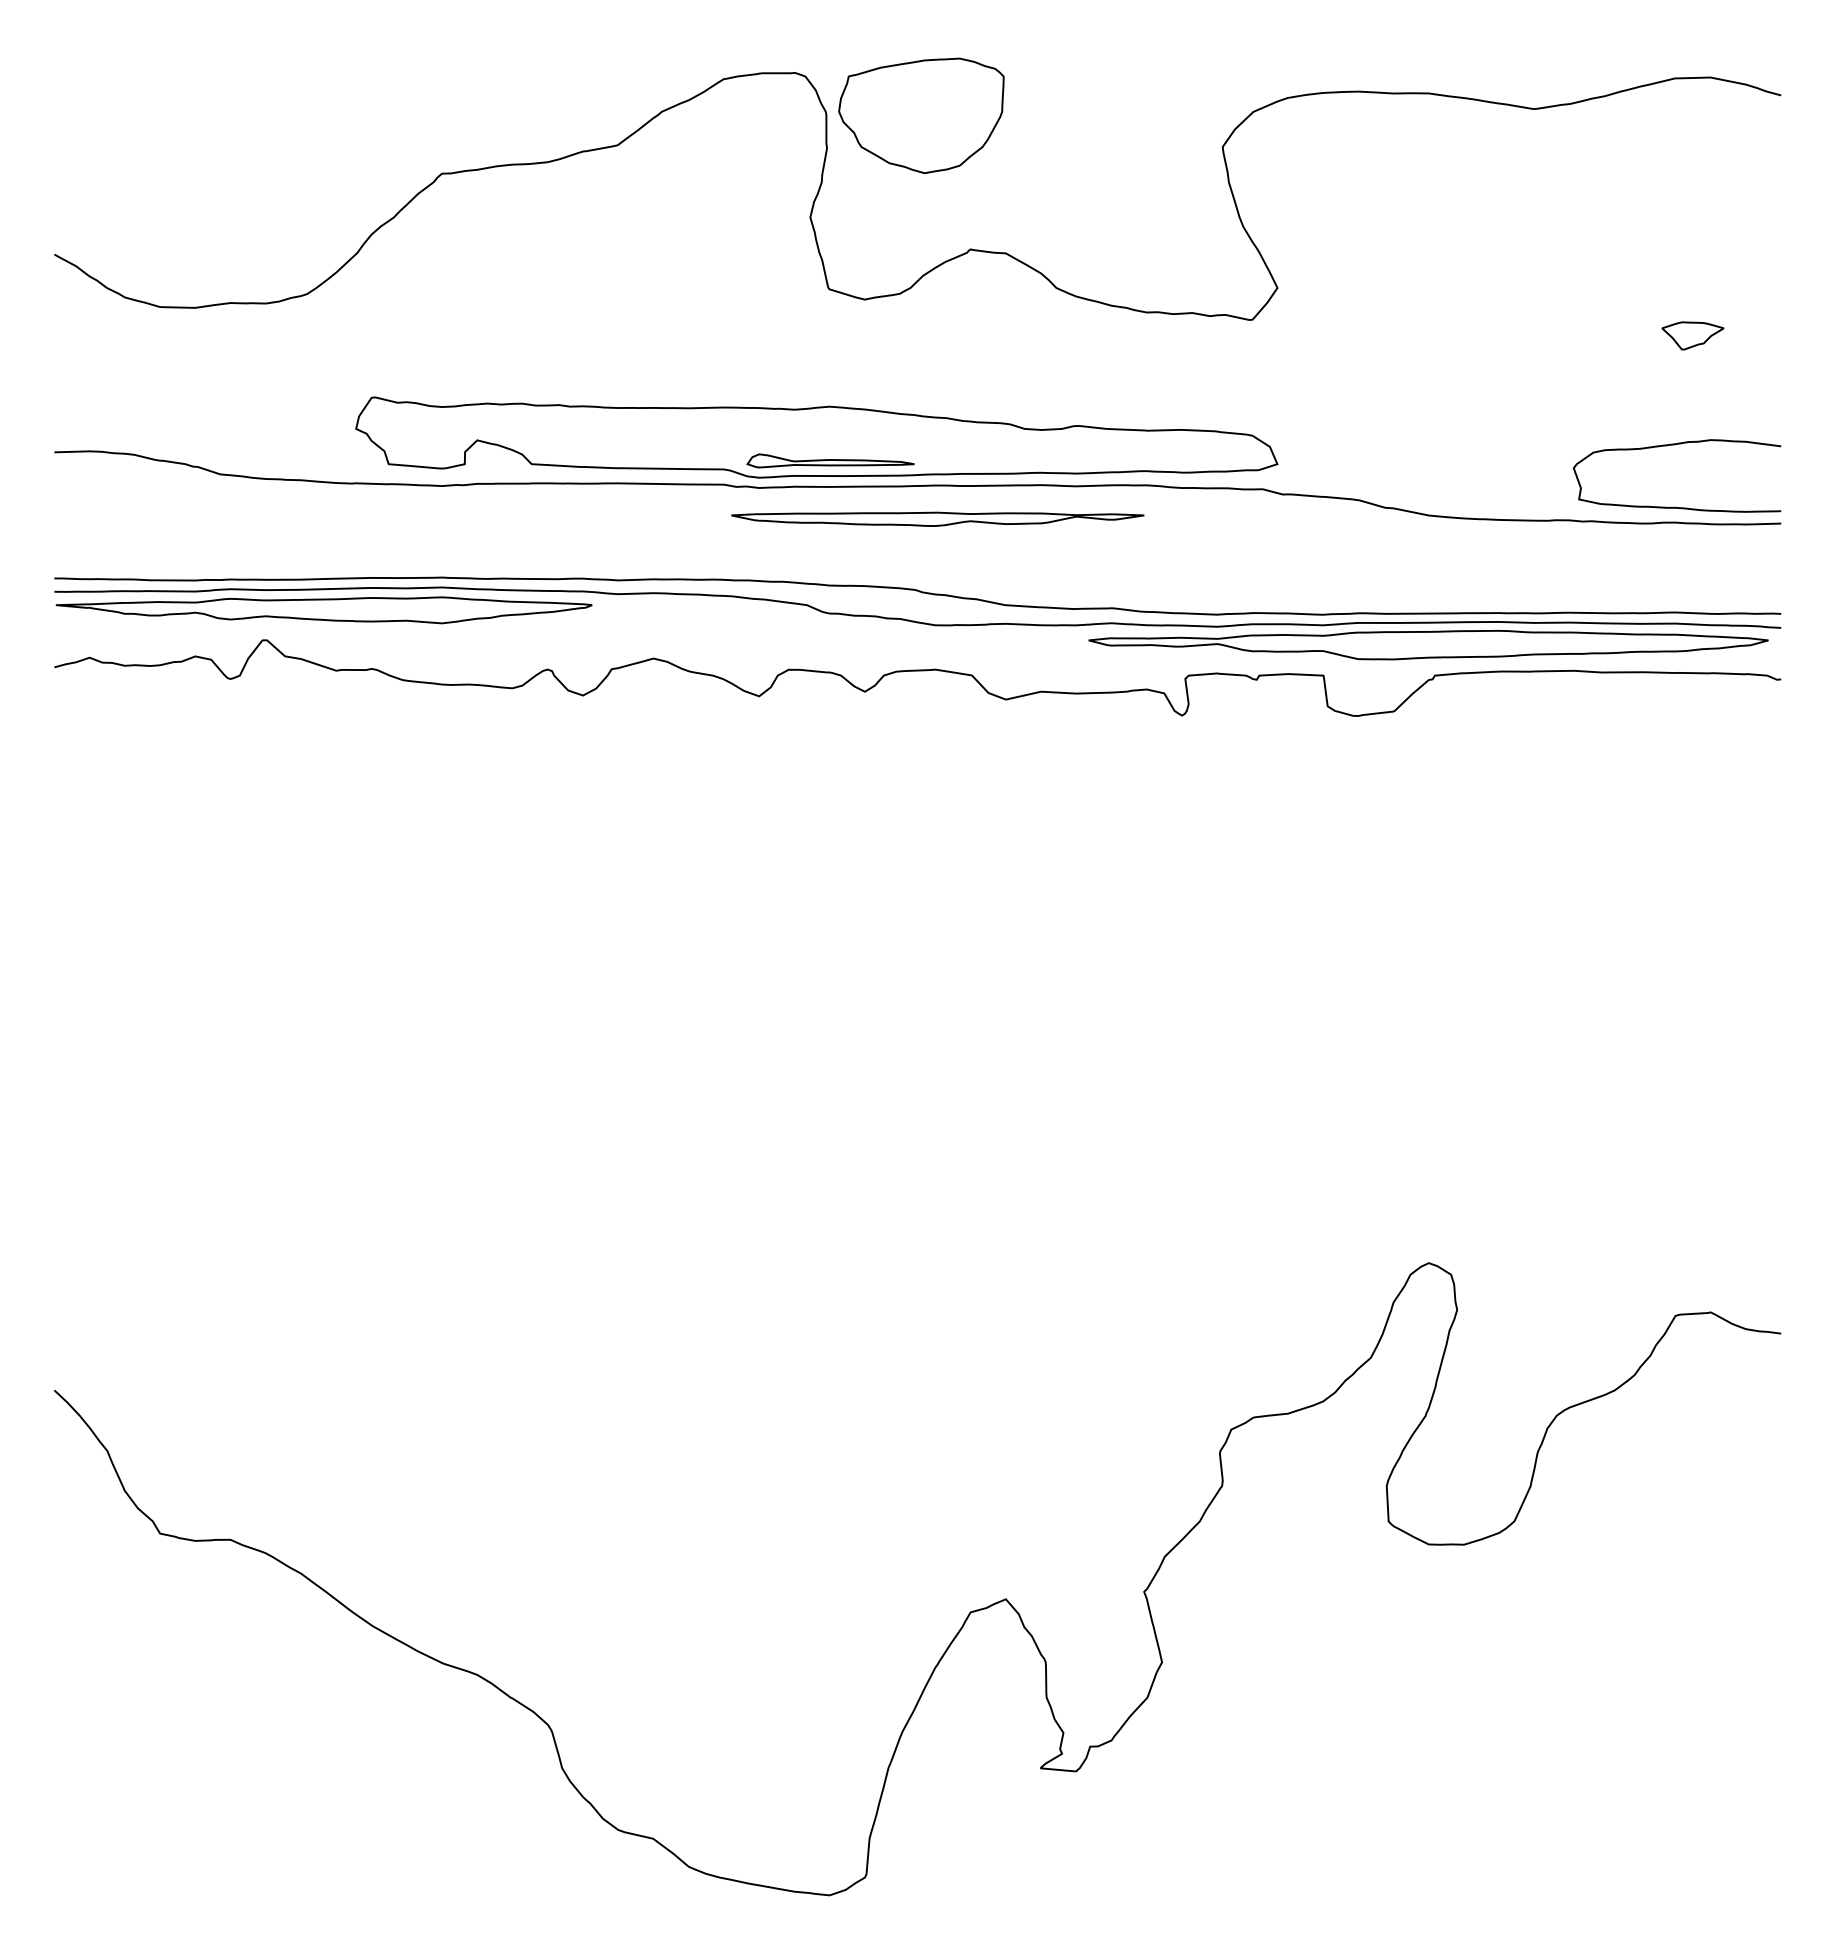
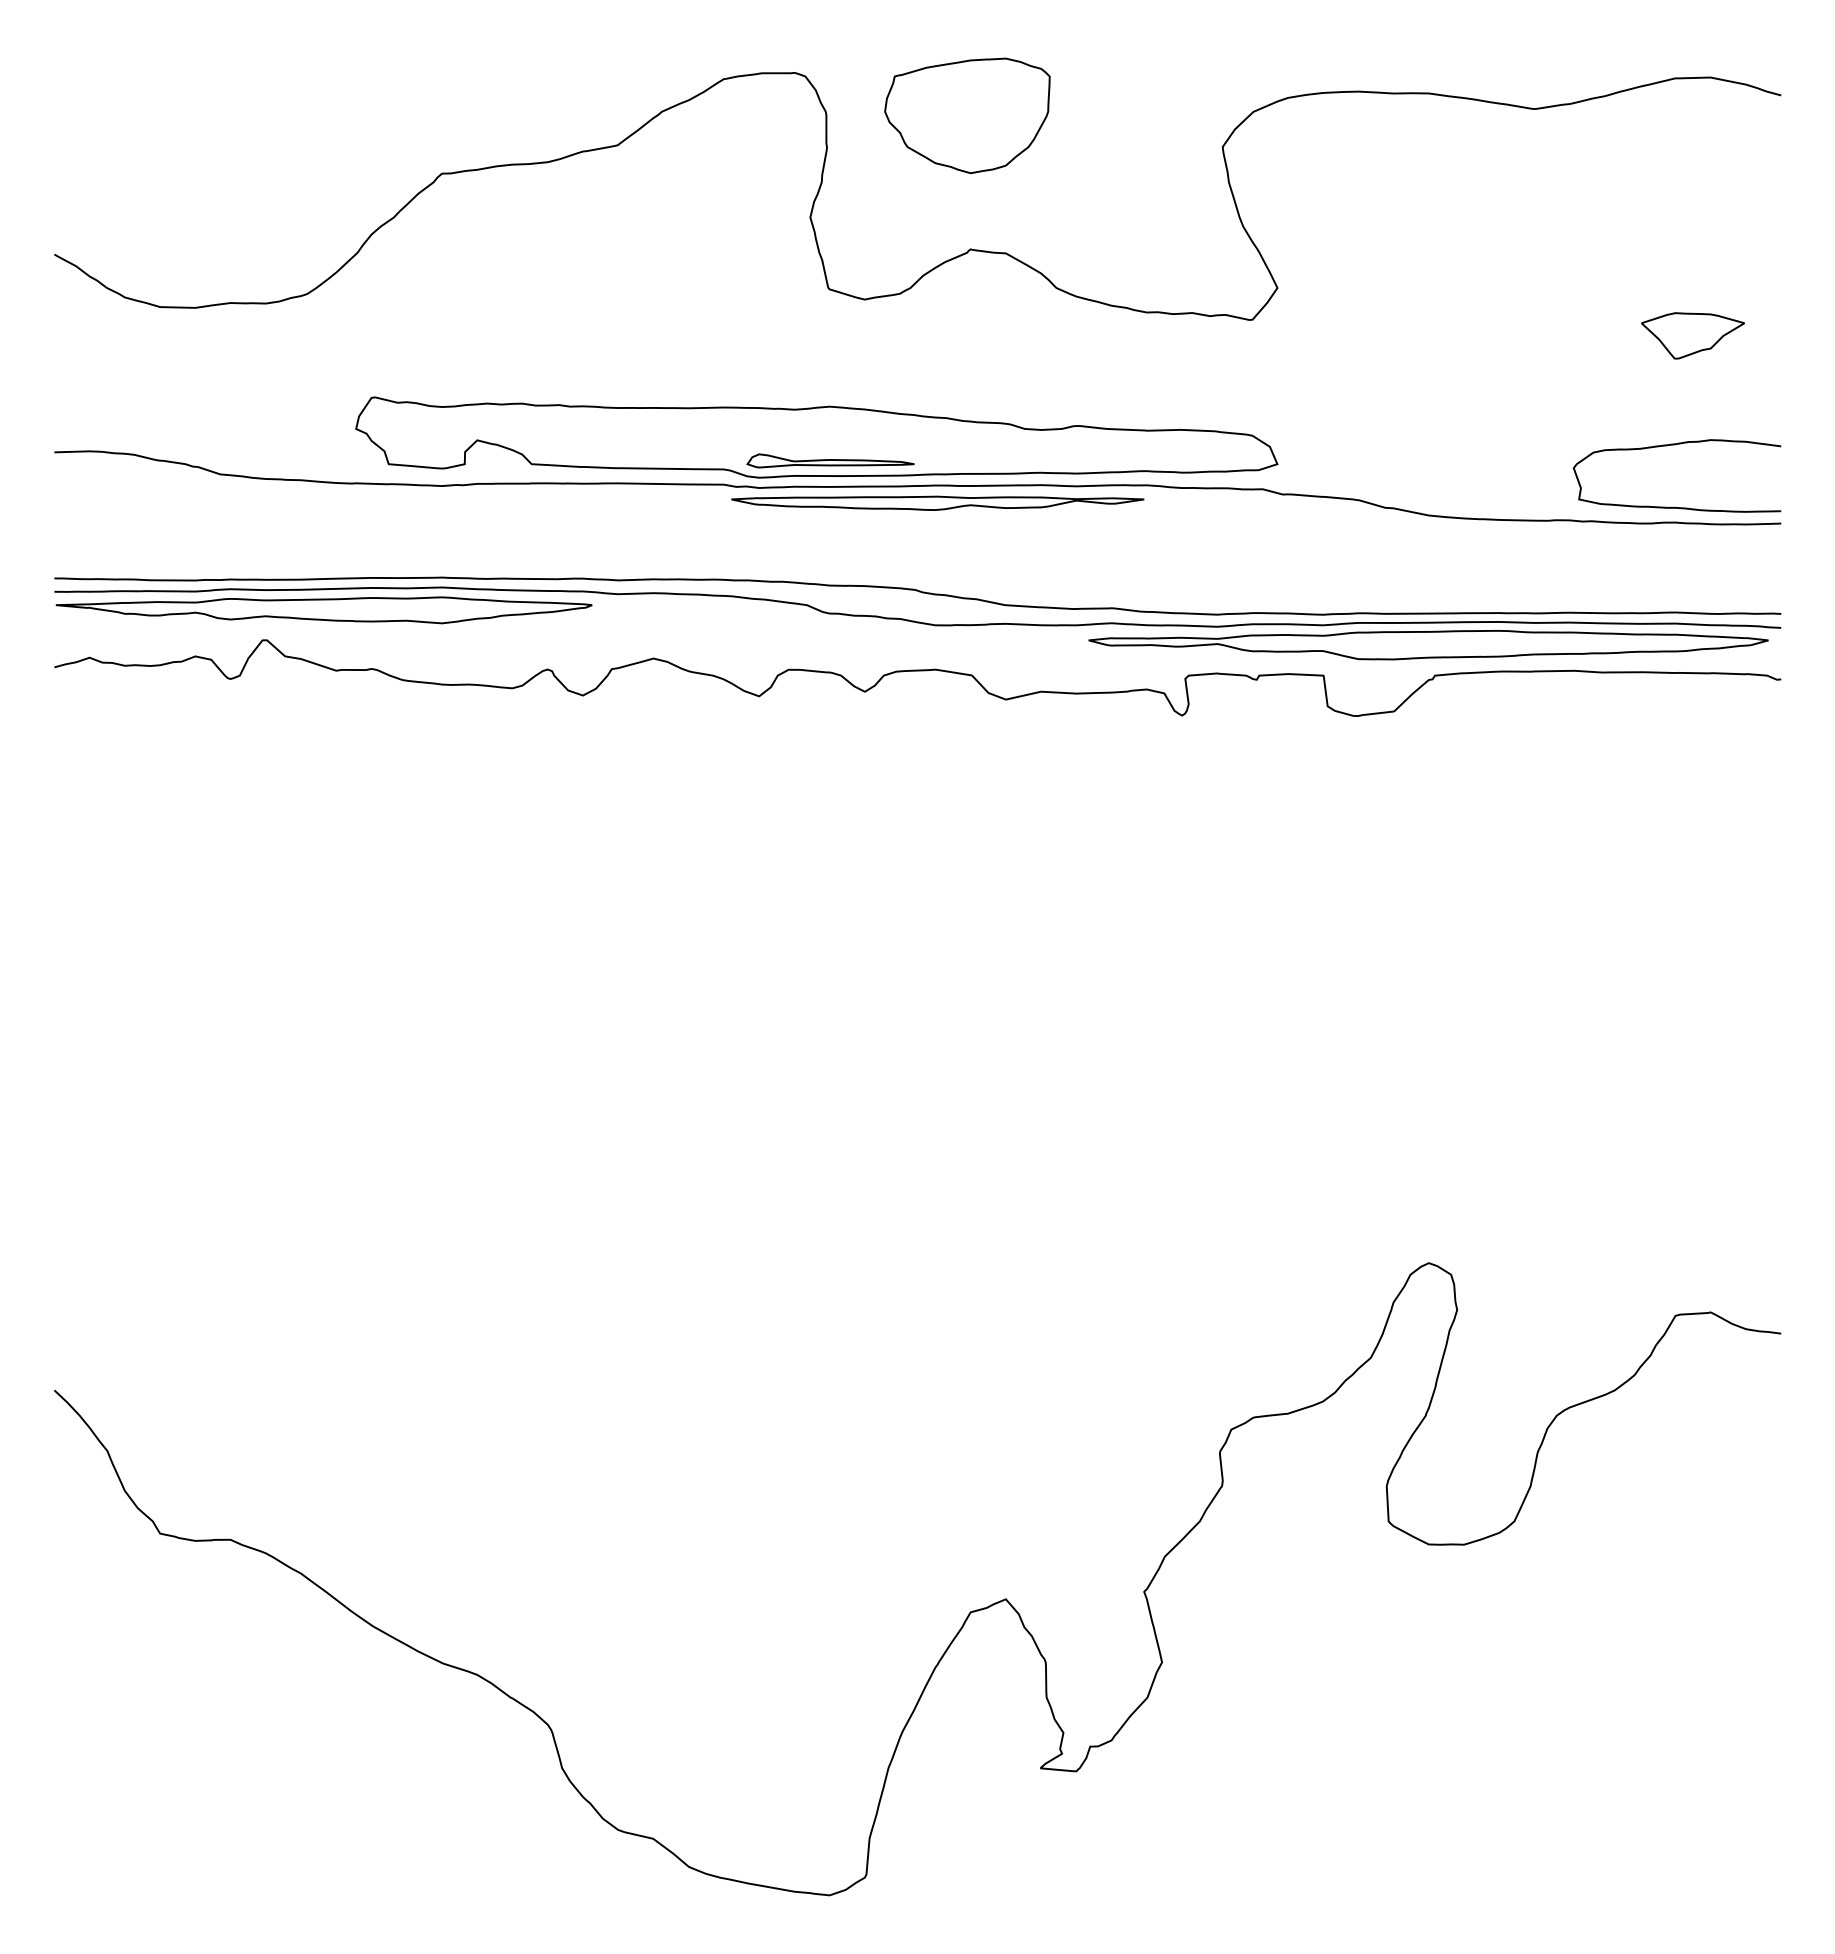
part position: (921, 115) -> (967, 115) (967, 115)
part size: 64x30 px -> 104x48 px (1692, 335)
part position: (937, 518) -> (937, 502) (937, 502)
